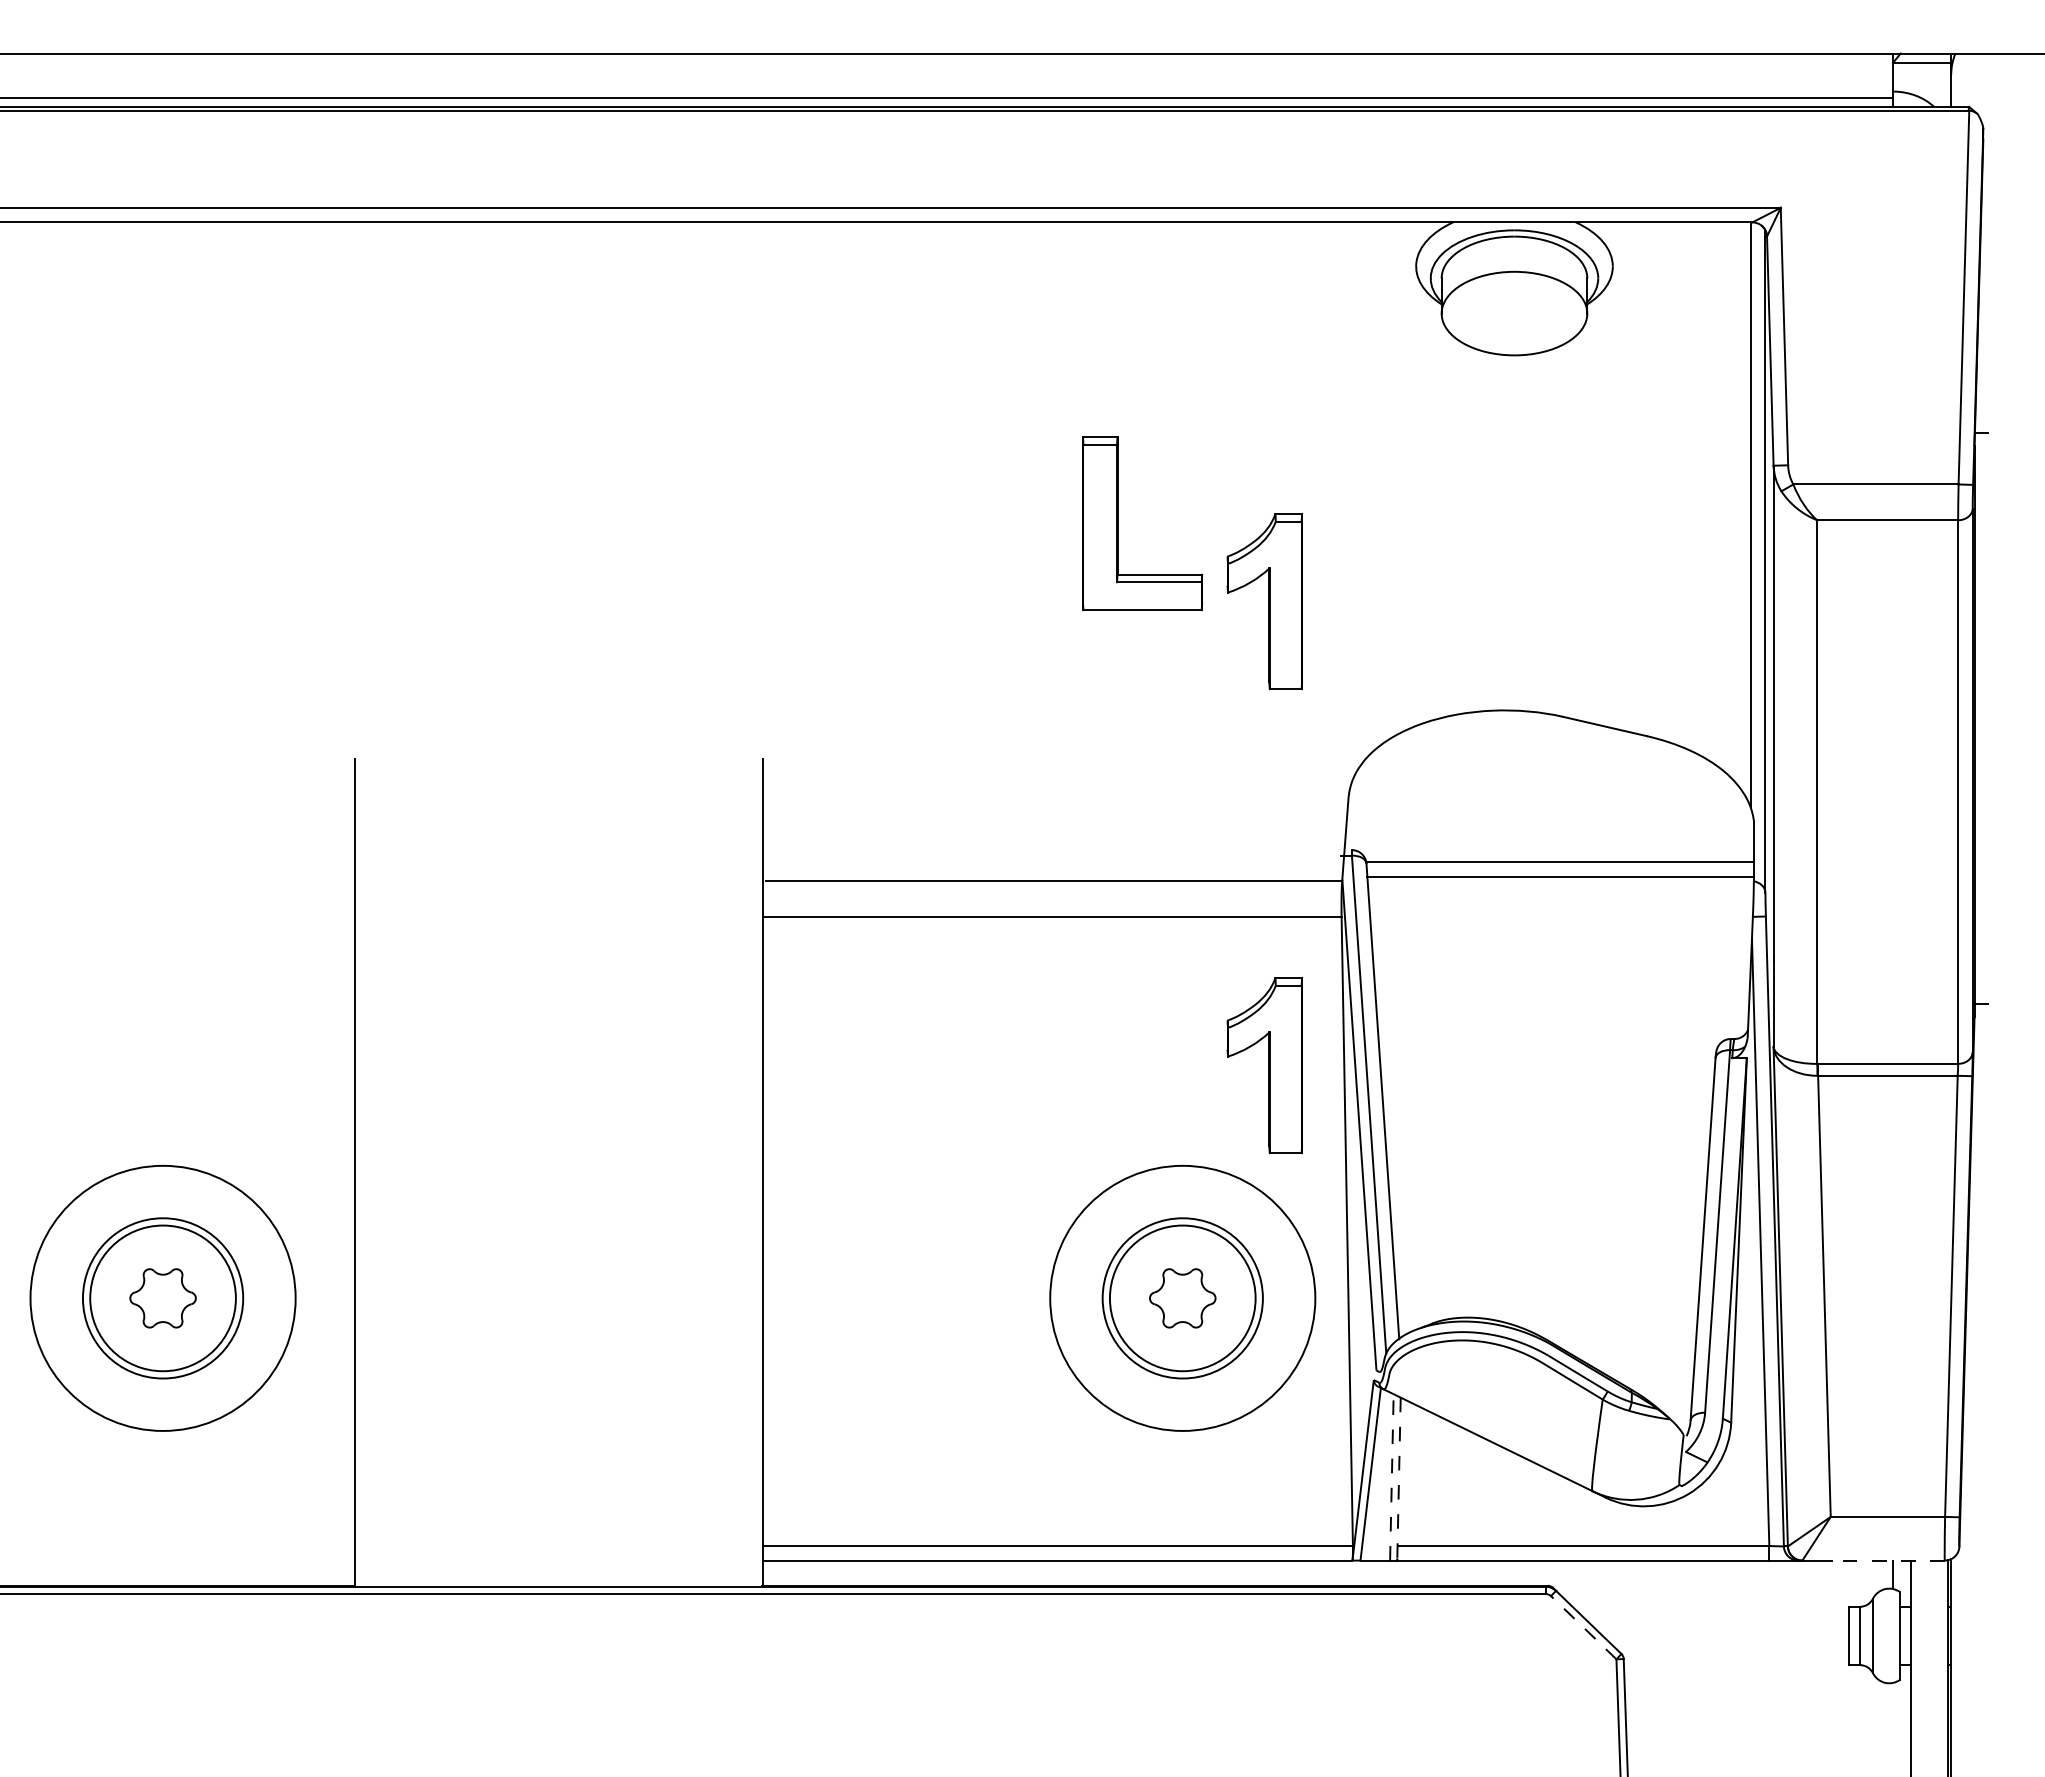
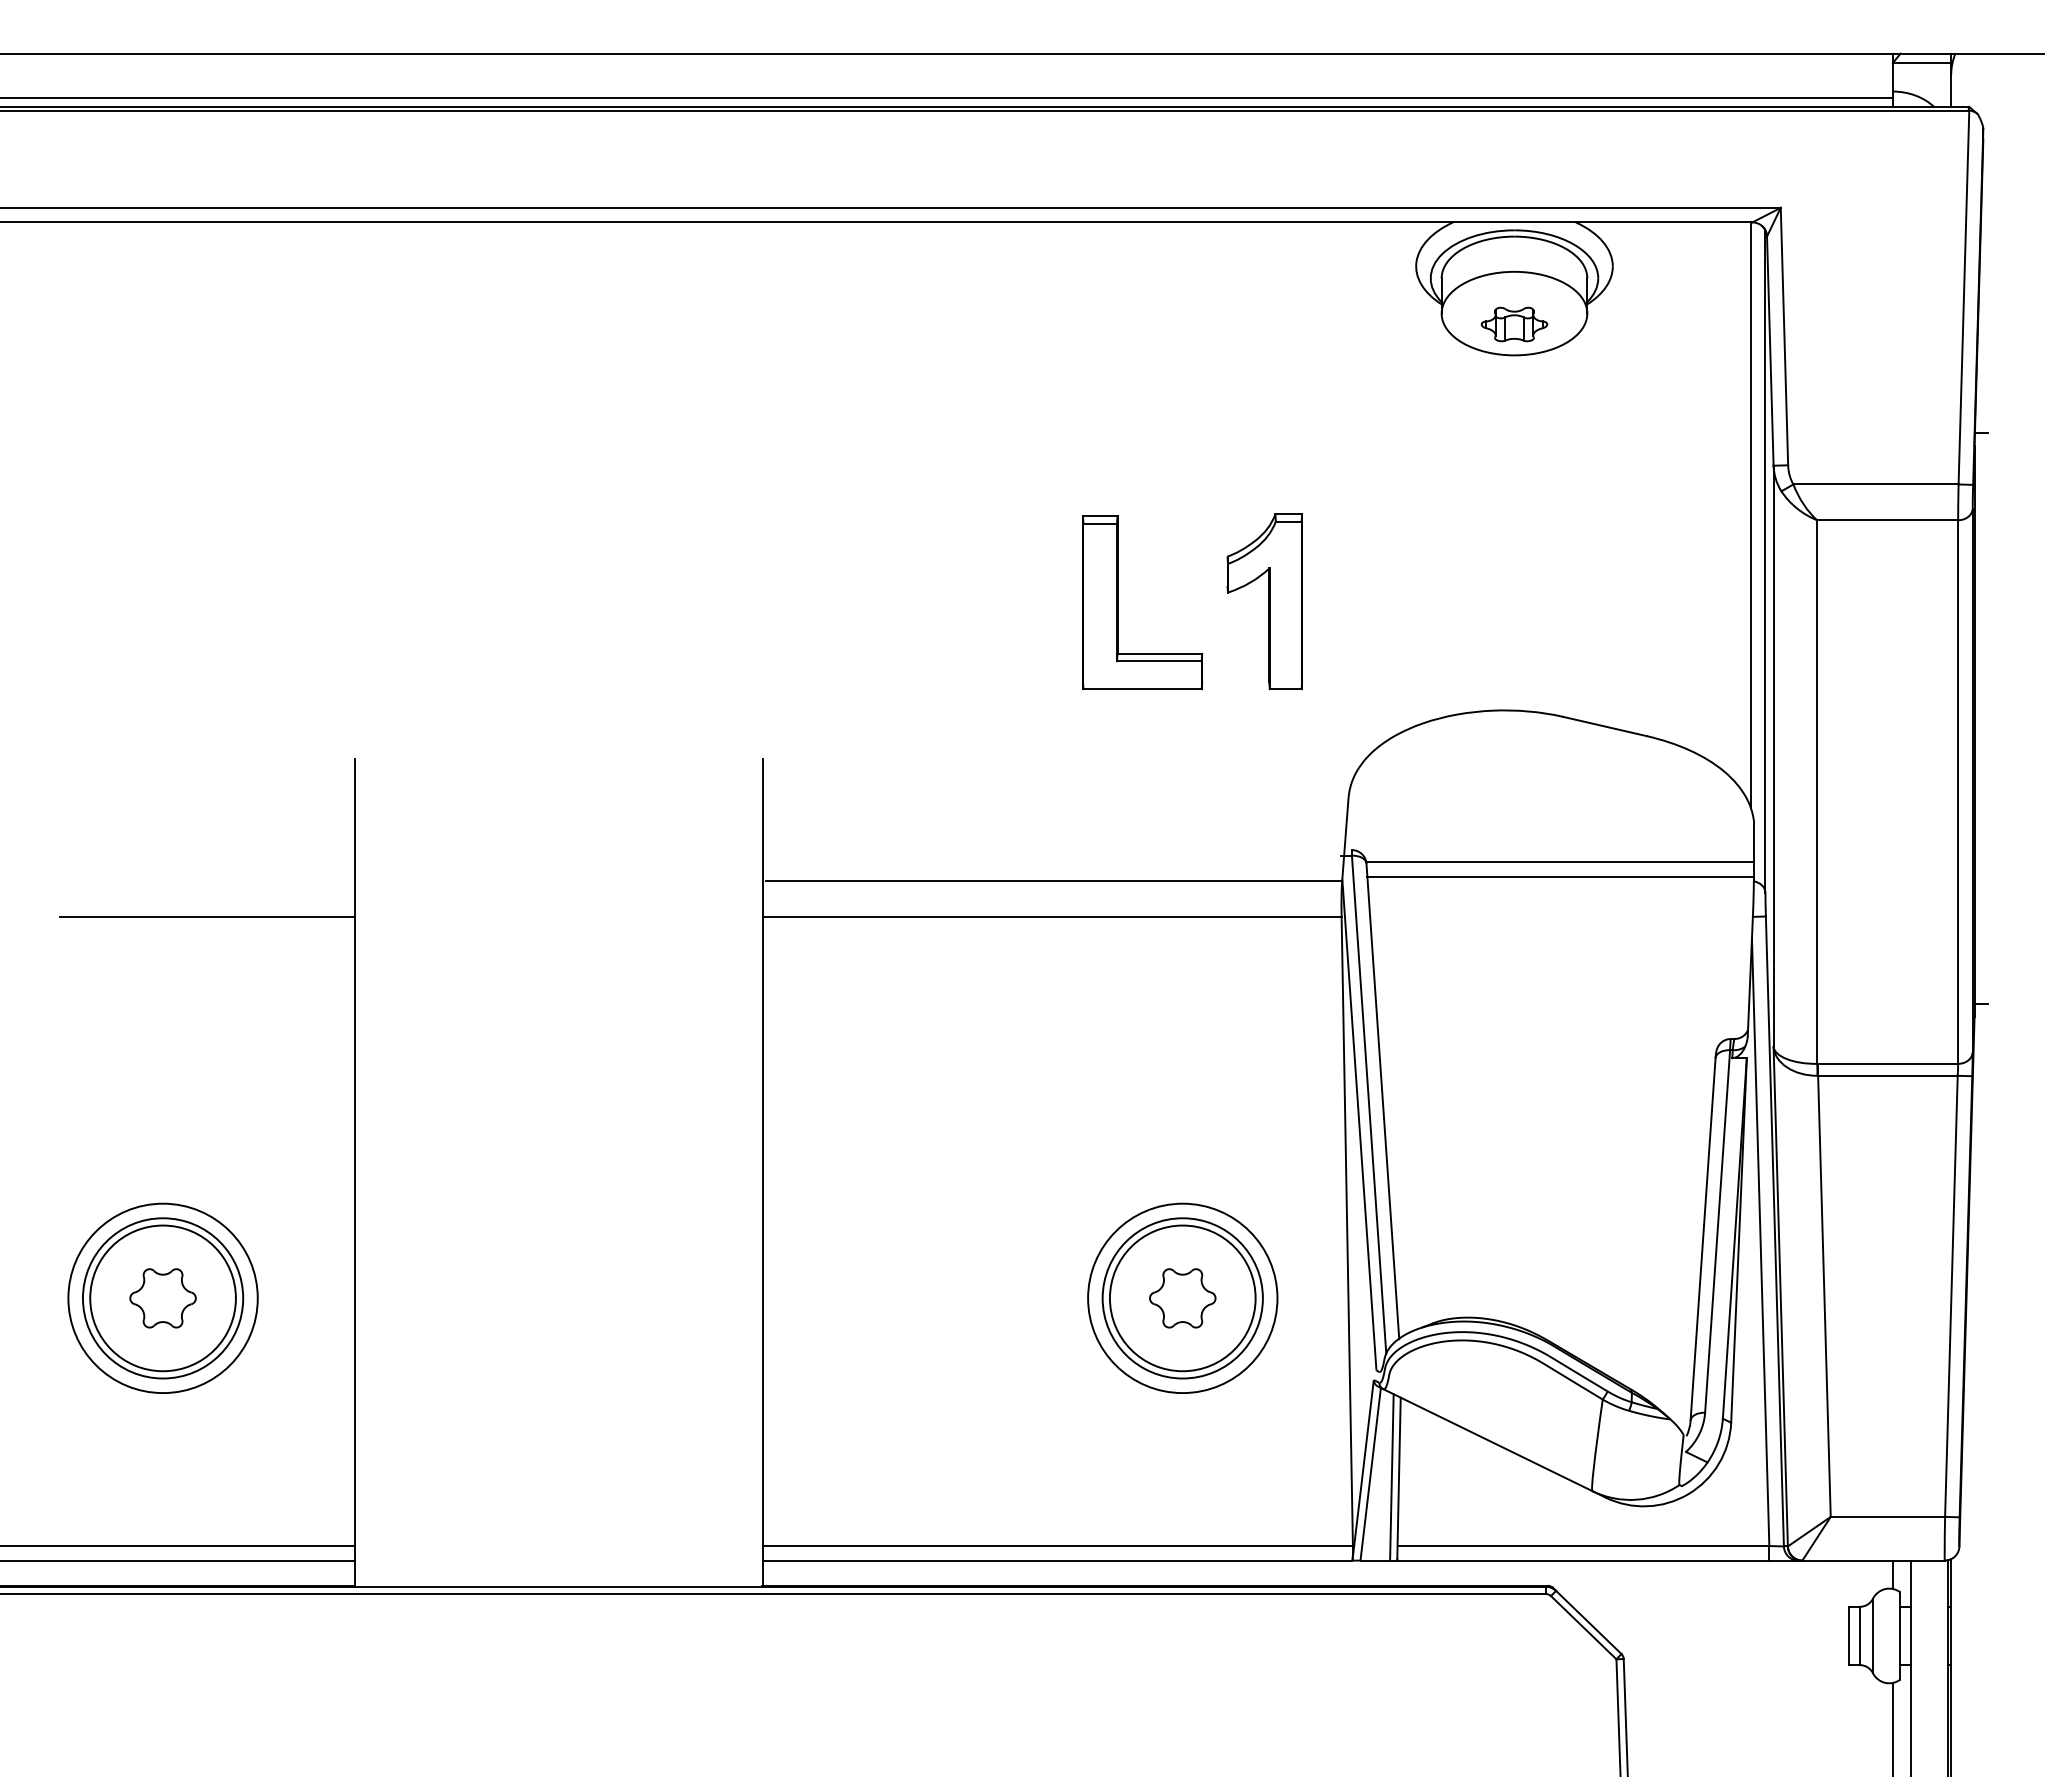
part: none -> present (1514, 324)
part position: (1118, 523) -> (1118, 602) (1118, 602)
line: none -> present (207, 916)
part: present -> none (1264, 1065)
circle diameter: 265 px -> 189 px (162, 1298)
circle diameter: 265 px -> 189 px (1182, 1298)
line: dashed -> solid (1391, 1476)
line: dashed -> solid (1399, 1478)
line: none -> present (178, 1546)
line: none -> present (178, 1560)
line: dashed -> solid (1887, 1560)
line: dashed -> solid (1583, 1627)
line: none -> present (1892, 1727)
